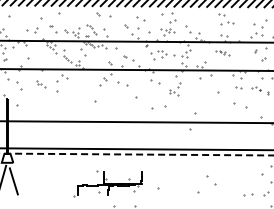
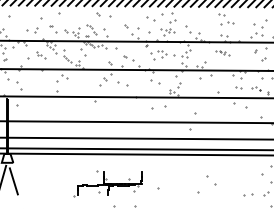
part position: (140, 18) -> (150, 18) (150, 18)
part position: (41, 84) -> (41, 55) (41, 55)
line: none -> present (136, 97)
line: none -> present (136, 138)
line: dashed -> solid (137, 154)
